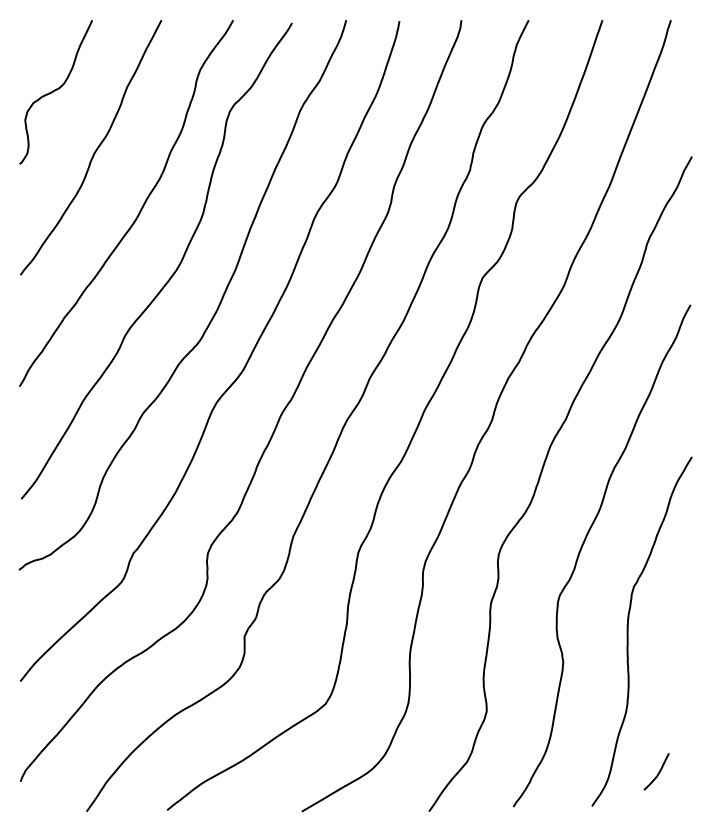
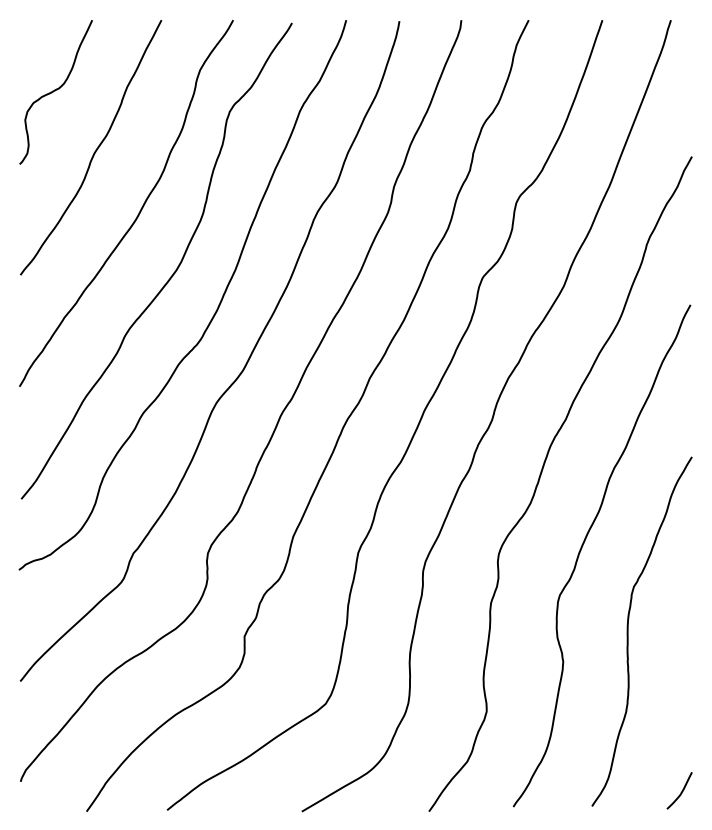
curve position: (658, 771) -> (681, 790) (681, 790)
